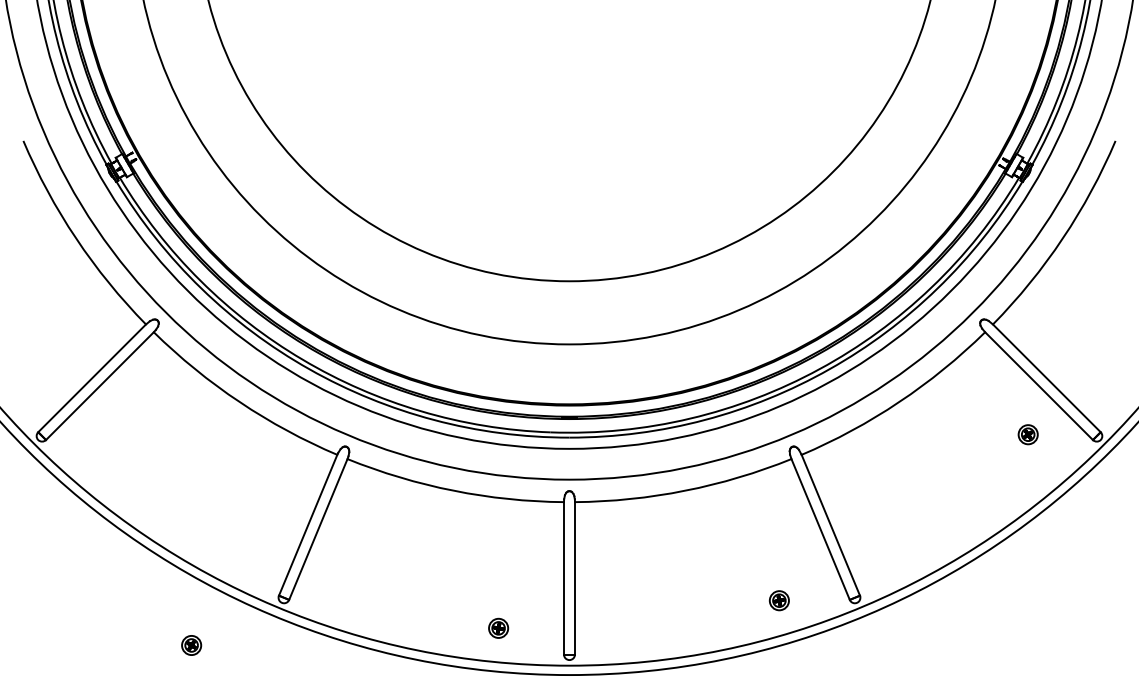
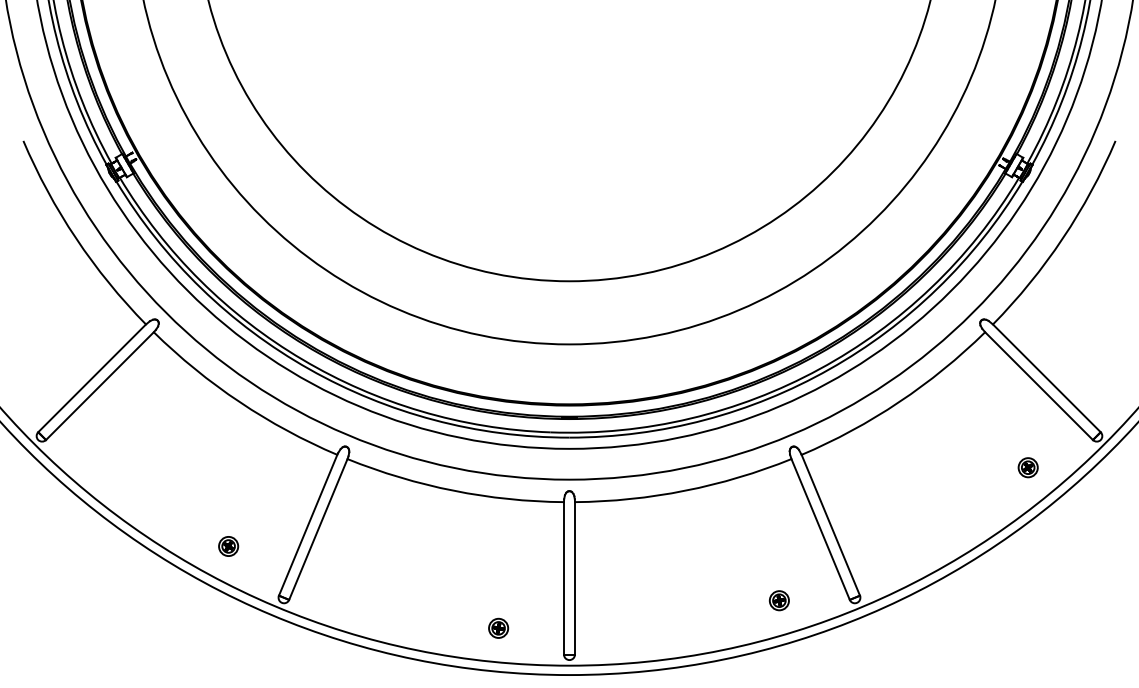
part position: (1027, 434) -> (1027, 467) (1027, 467)
part position: (191, 645) -> (228, 546) (228, 546)
